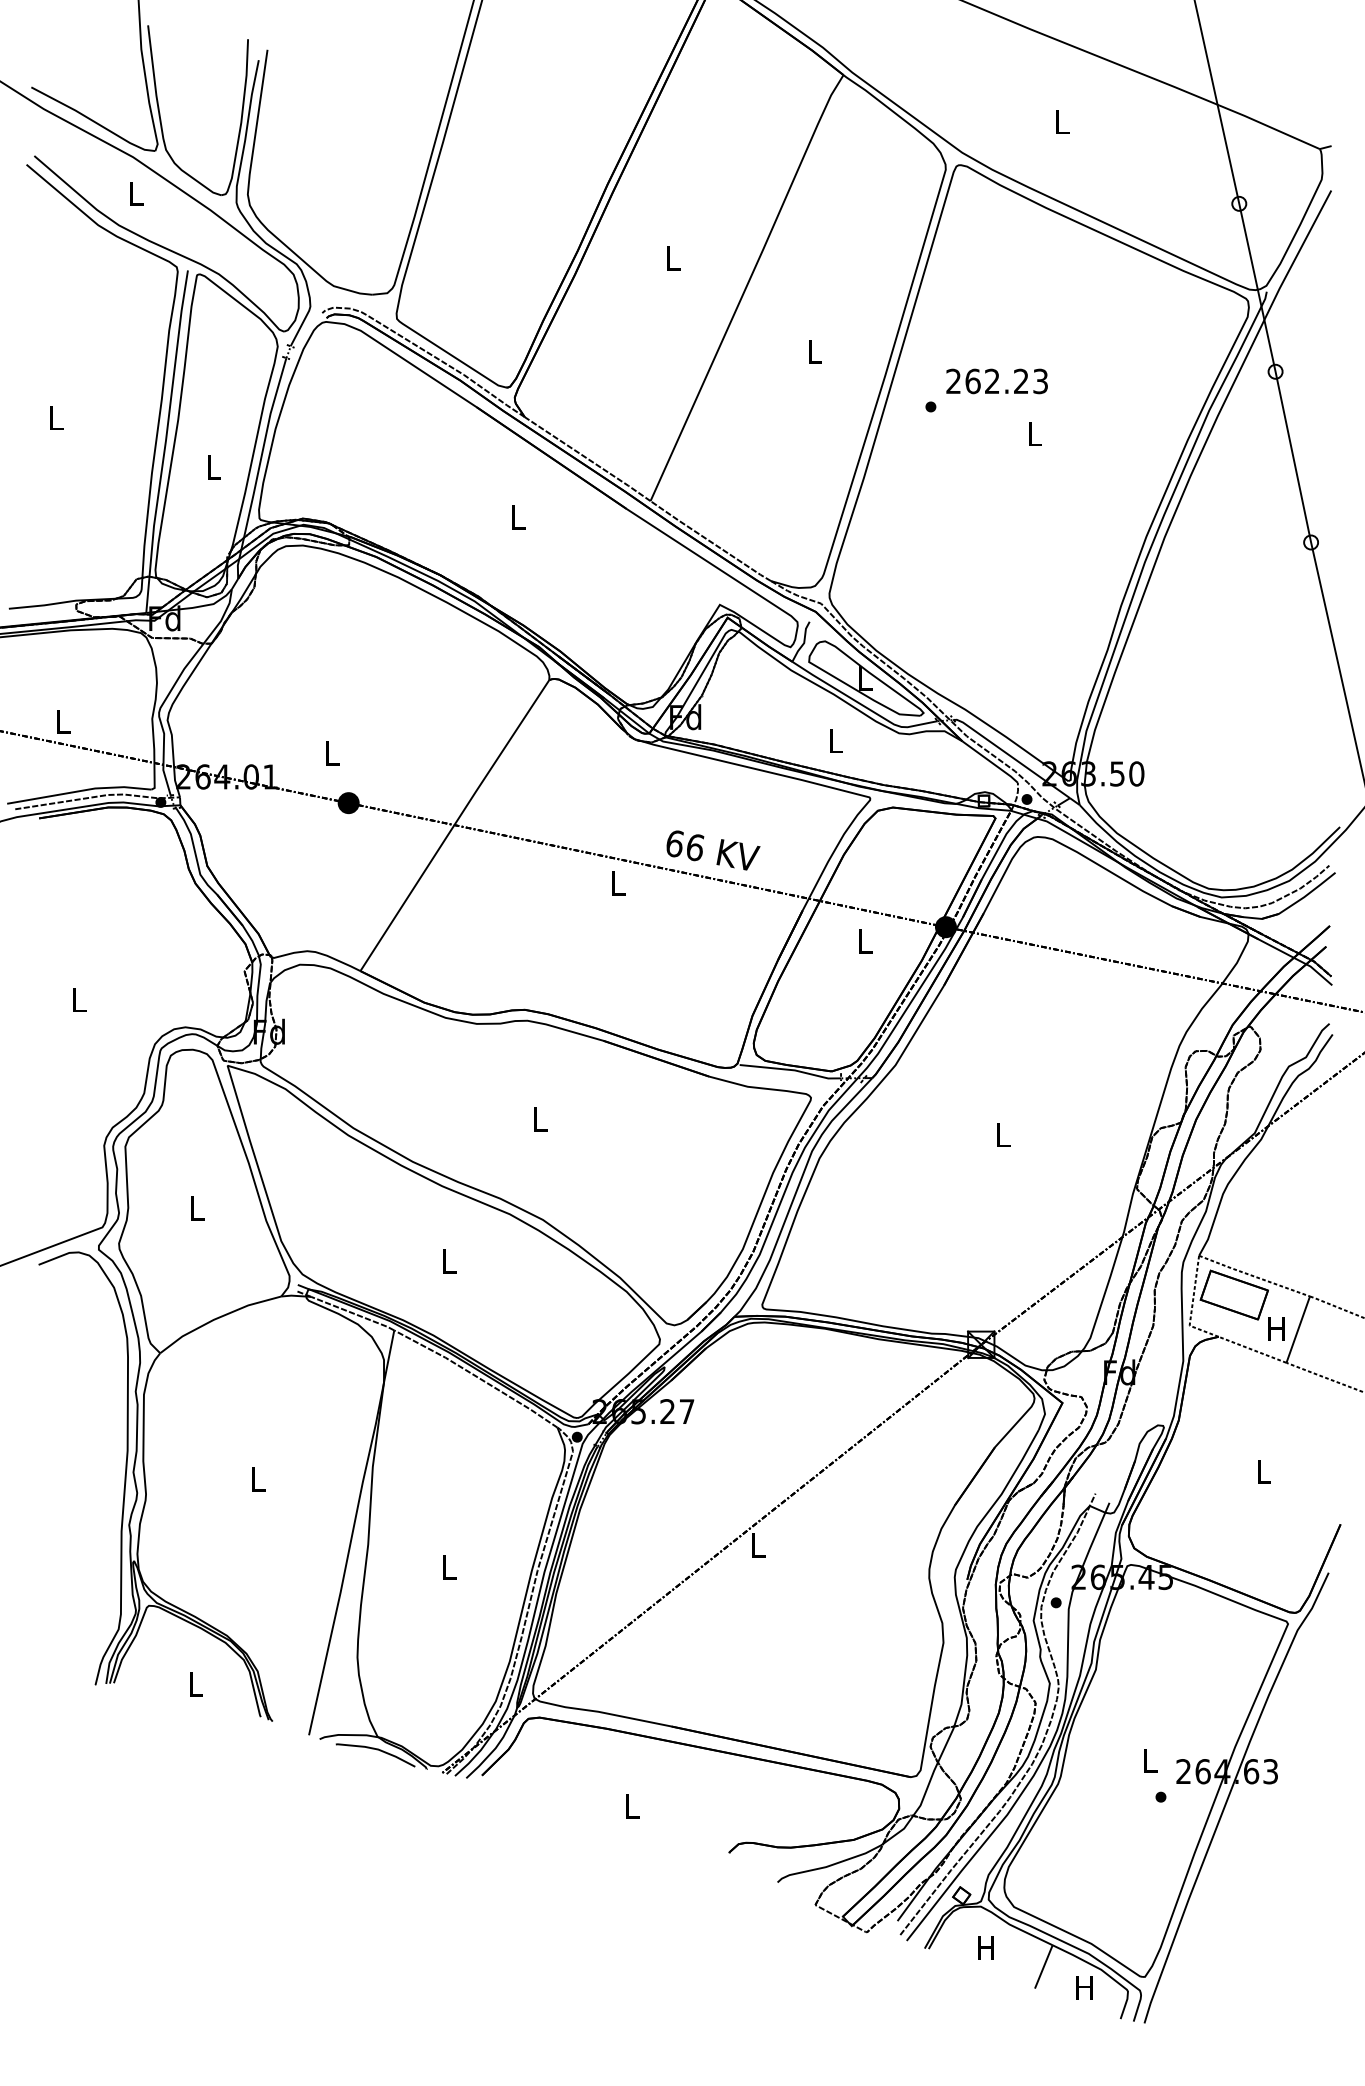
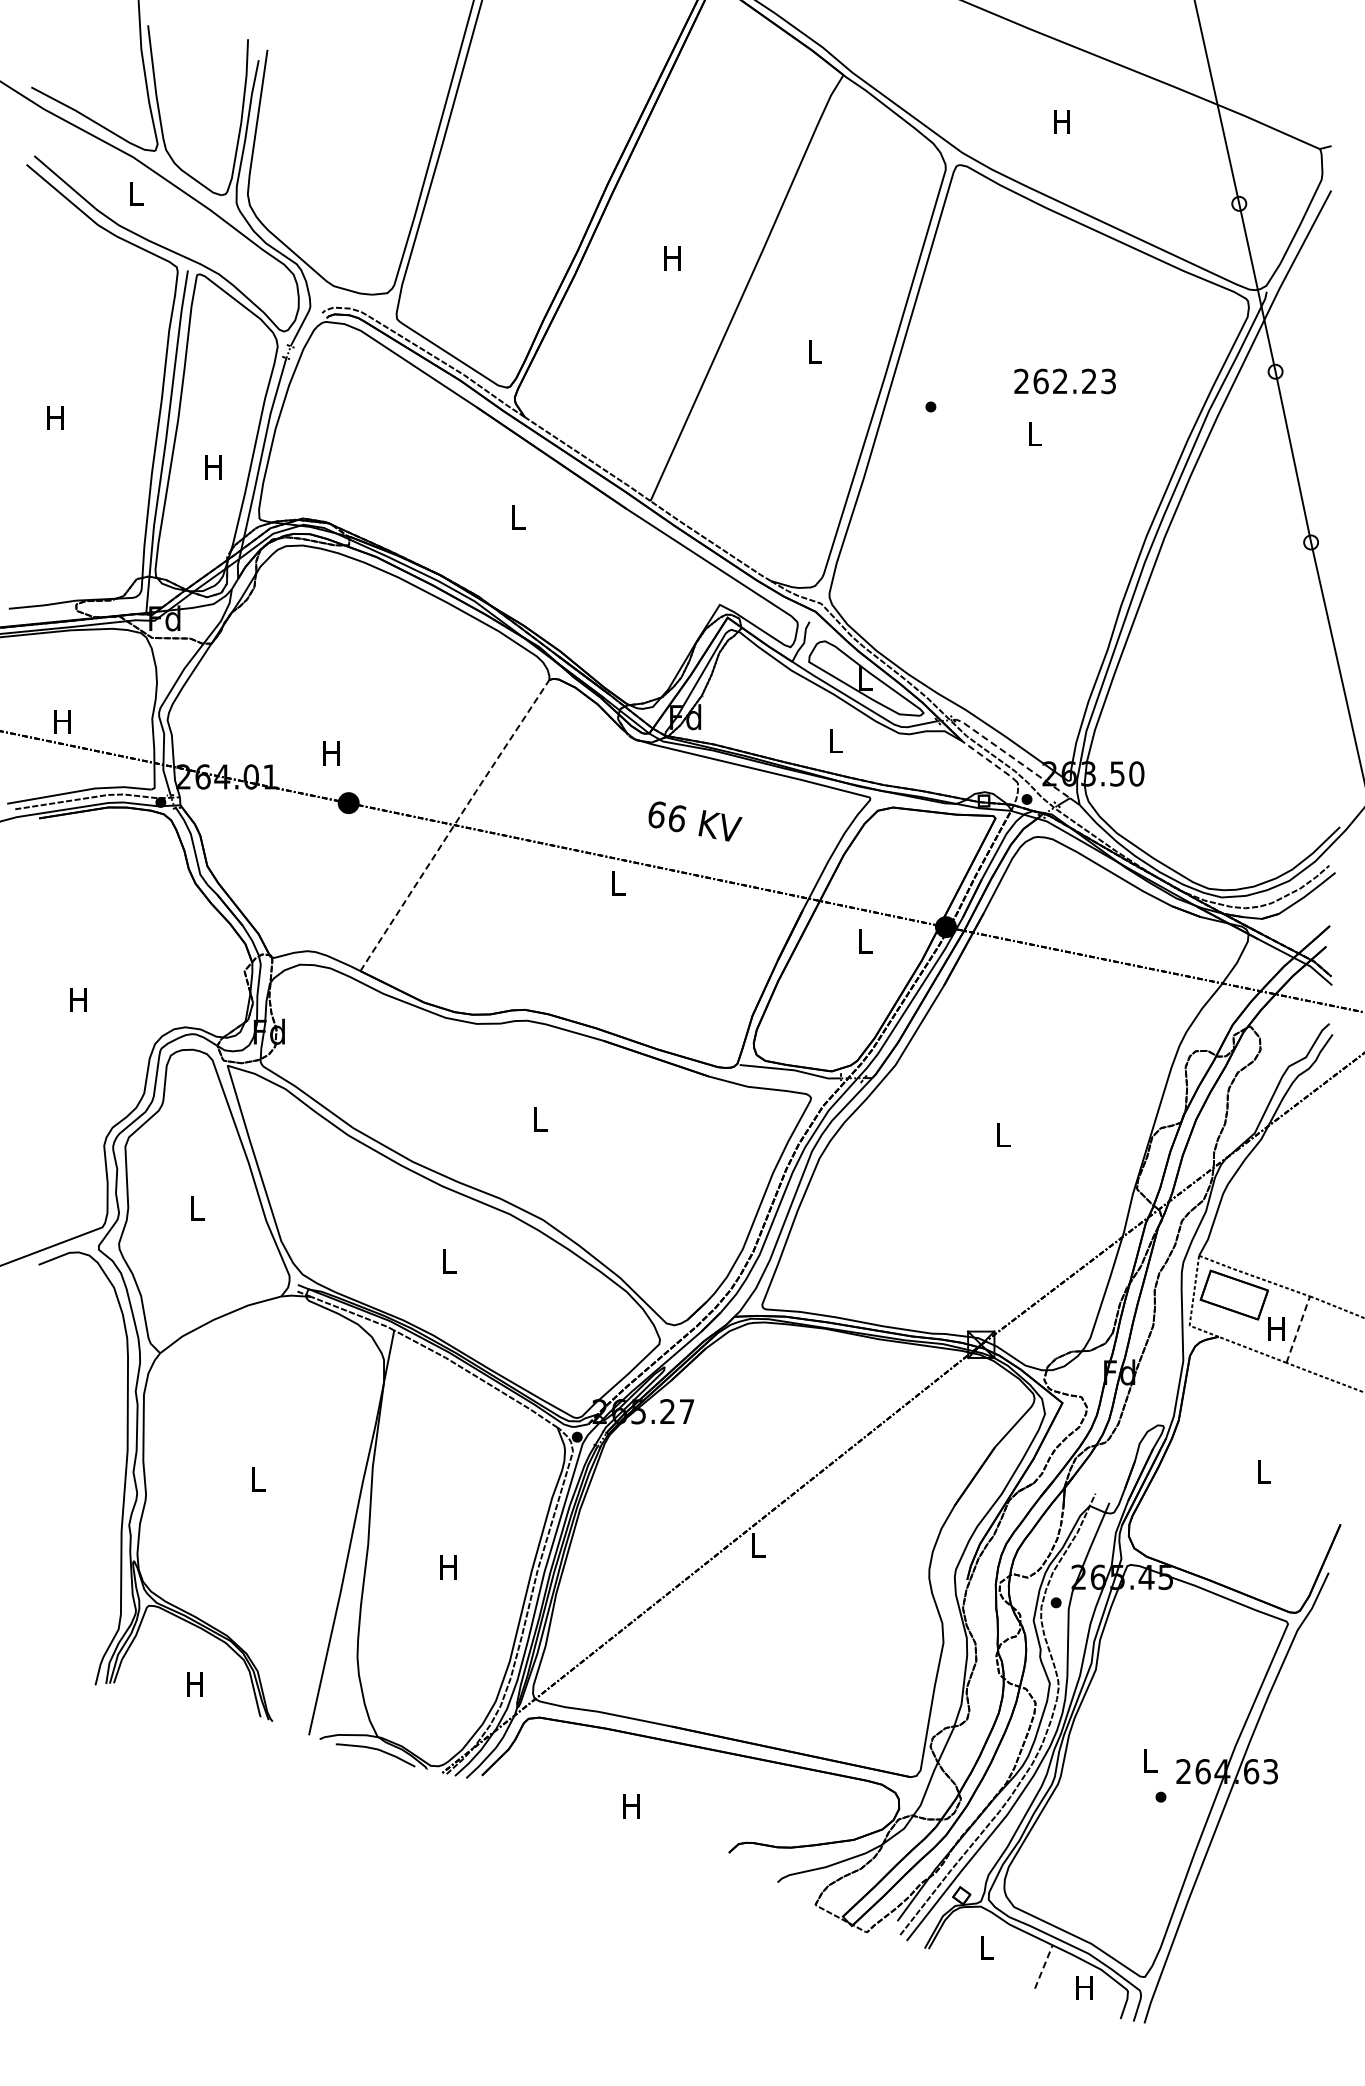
text: L -> H (1061, 121)
text: L -> H (672, 258)
text position: (996, 381) -> (1064, 381) (1064, 381)
text: L -> H (55, 417)
text: L -> H (213, 467)
text: L -> H (62, 721)
text: L -> H (331, 753)
line: solid -> dashed (1011, 756)
line: solid -> dashed (990, 761)
line: solid -> dashed (454, 824)
text position: (713, 850) -> (695, 821) (695, 821)
text: L -> H (78, 999)
line: solid -> dashed (1298, 1329)
text: L -> H (448, 1567)
text: L -> H (194, 1684)
text: L -> H (631, 1806)
text: H -> L (985, 1947)
line: solid -> dashed (1044, 1966)
